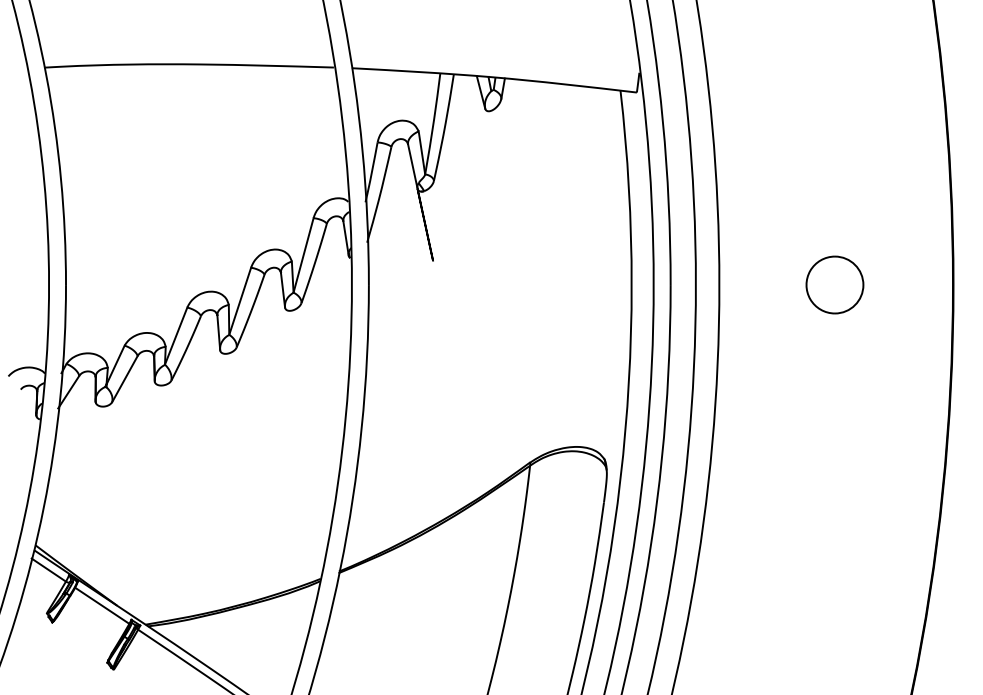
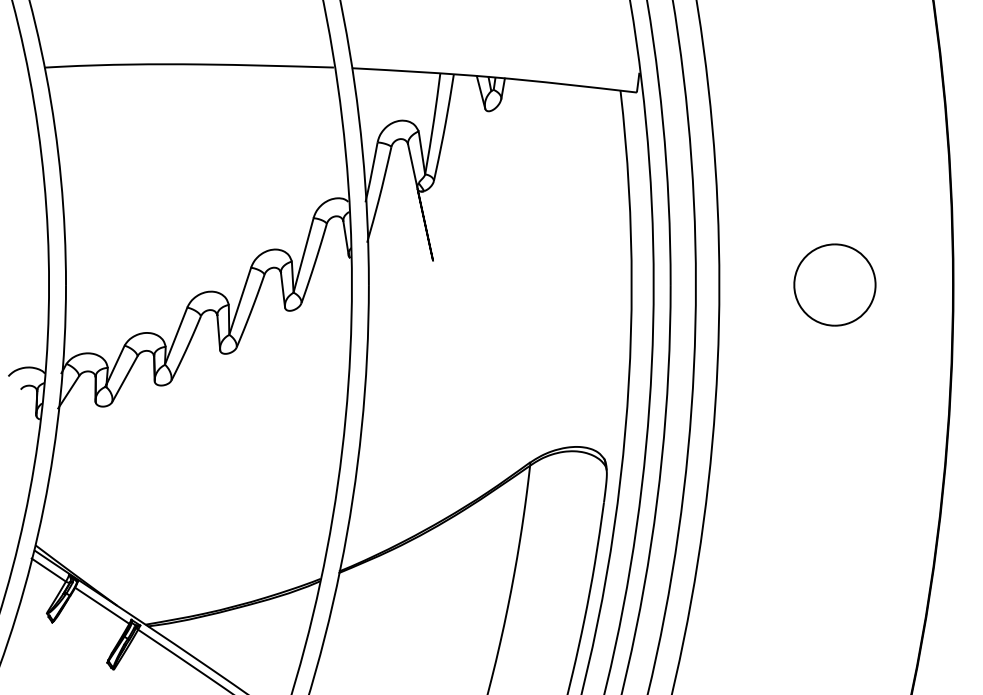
part size: 60x60 px -> 84x84 px (834, 284)
